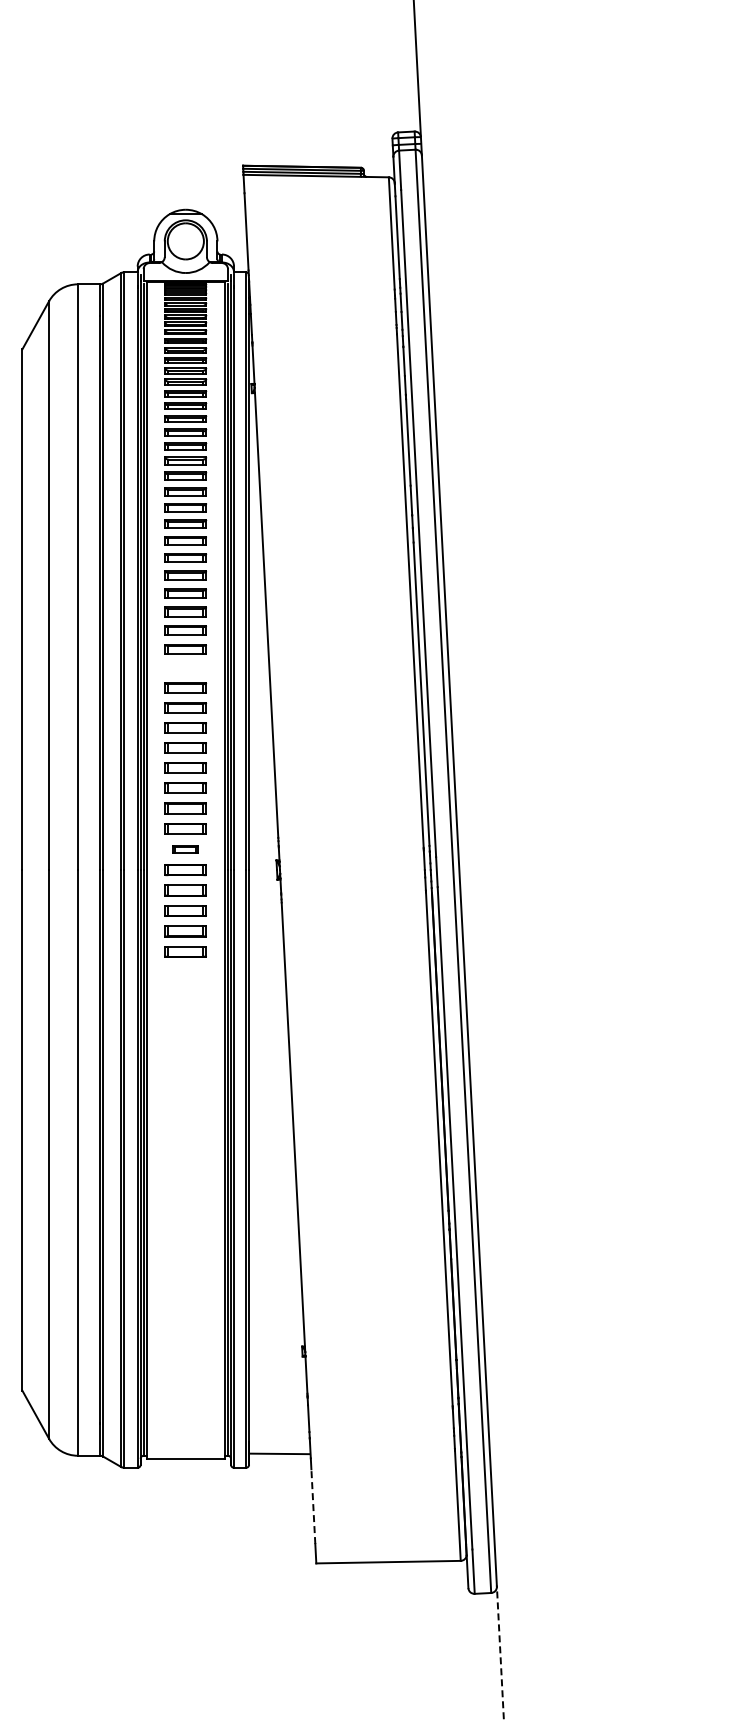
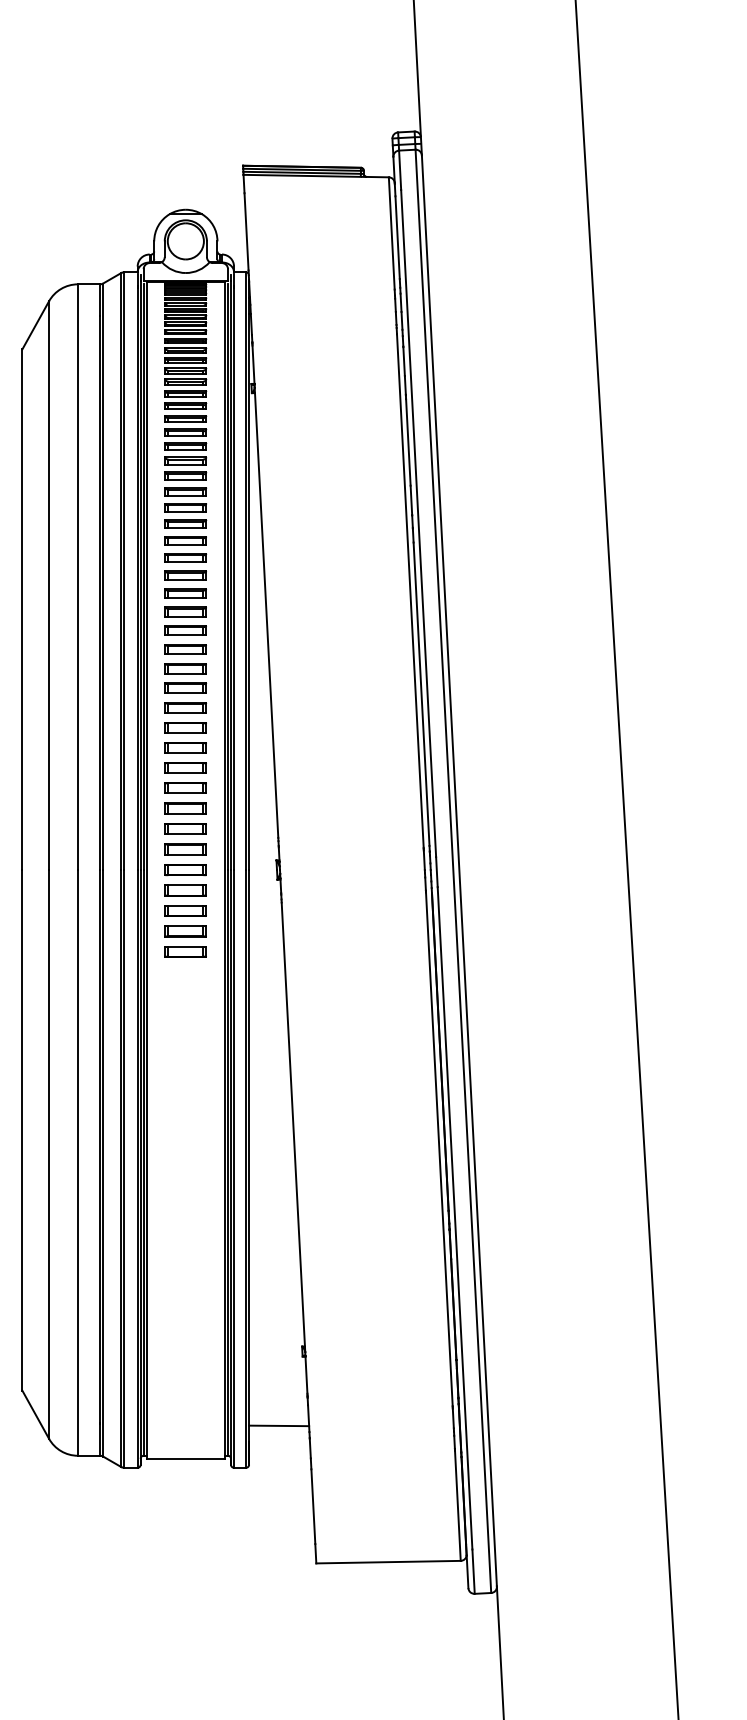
part: none -> present (185, 668)
part size: 27x9 px -> 43x13 px (185, 849)
line: none -> present (626, 859)
line position: (279, 1453) -> (279, 1425) (279, 1425)
line: dashed -> solid (313, 1506)
line: dashed -> solid (500, 1652)
